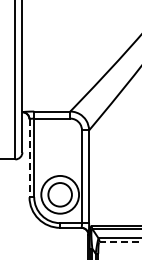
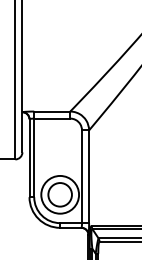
line: dashed -> solid (29, 158)
line: dashed -> solid (120, 242)
